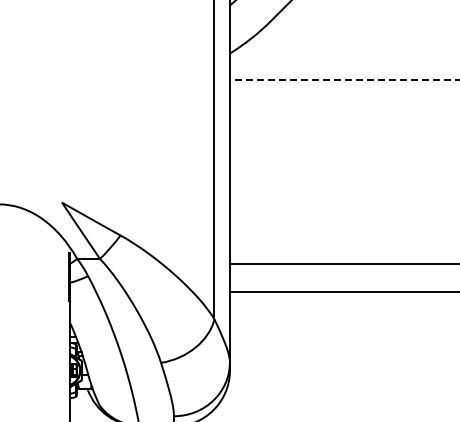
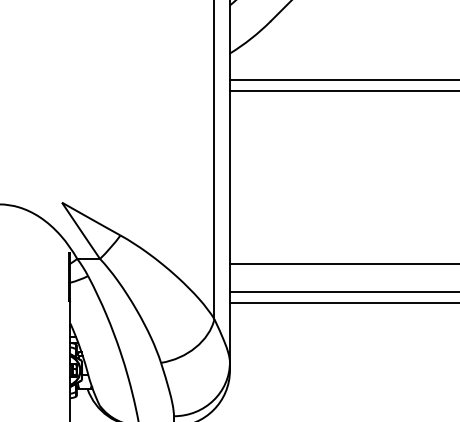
line: dashed -> solid (344, 79)
line: none -> present (342, 90)
line: none -> present (342, 303)
